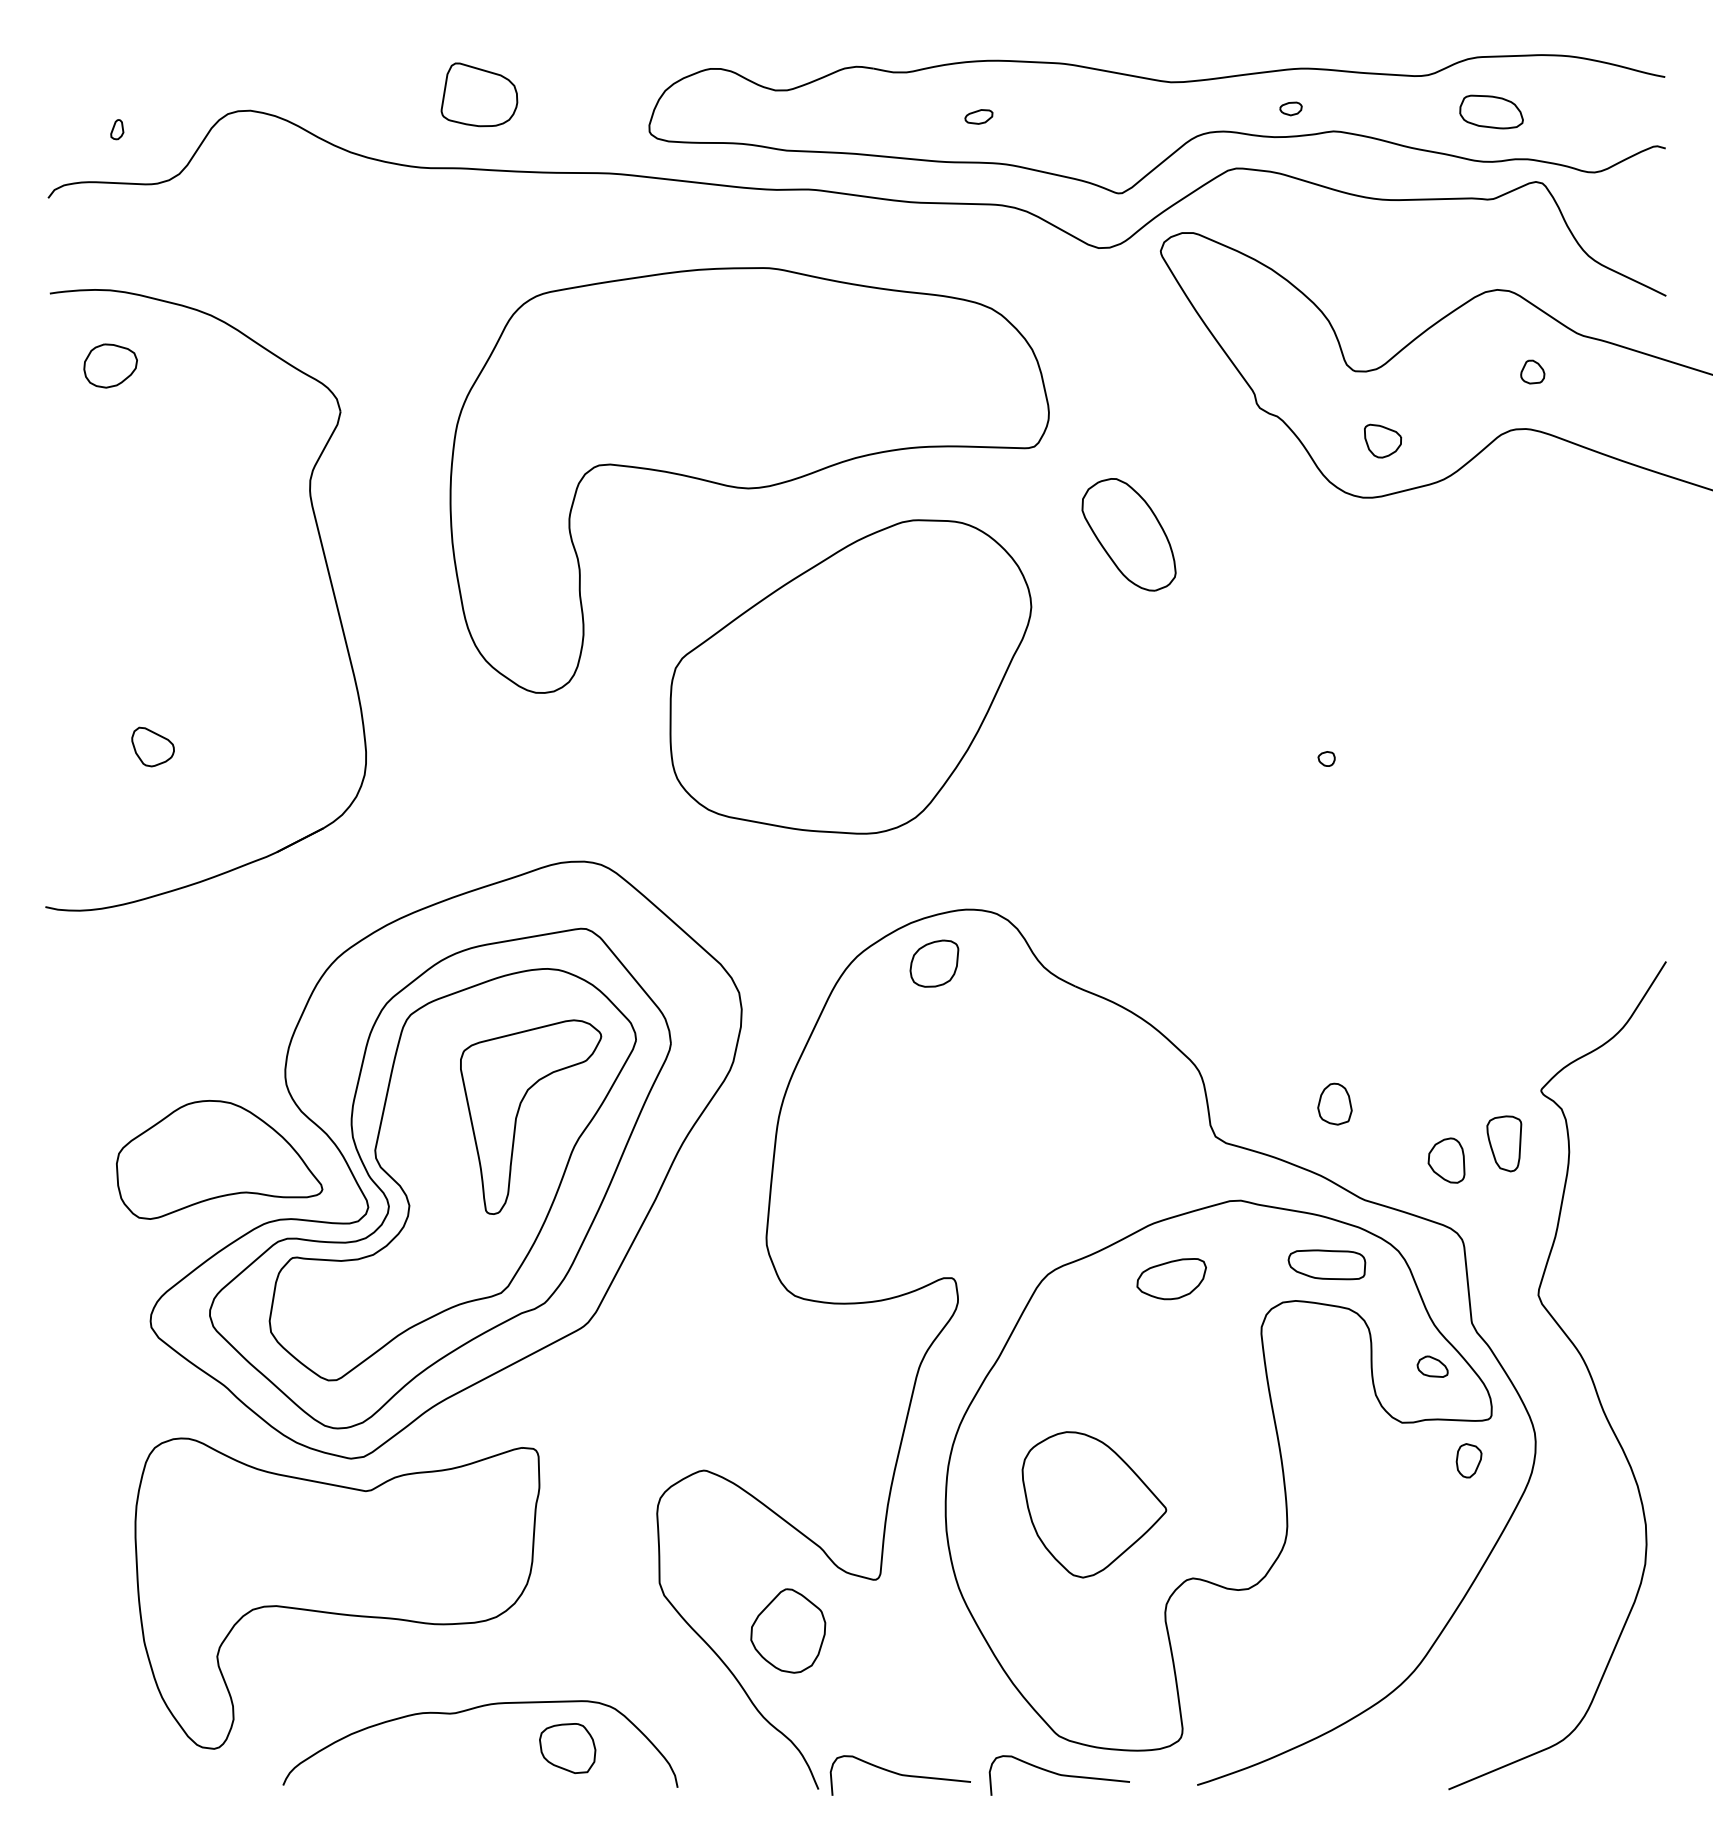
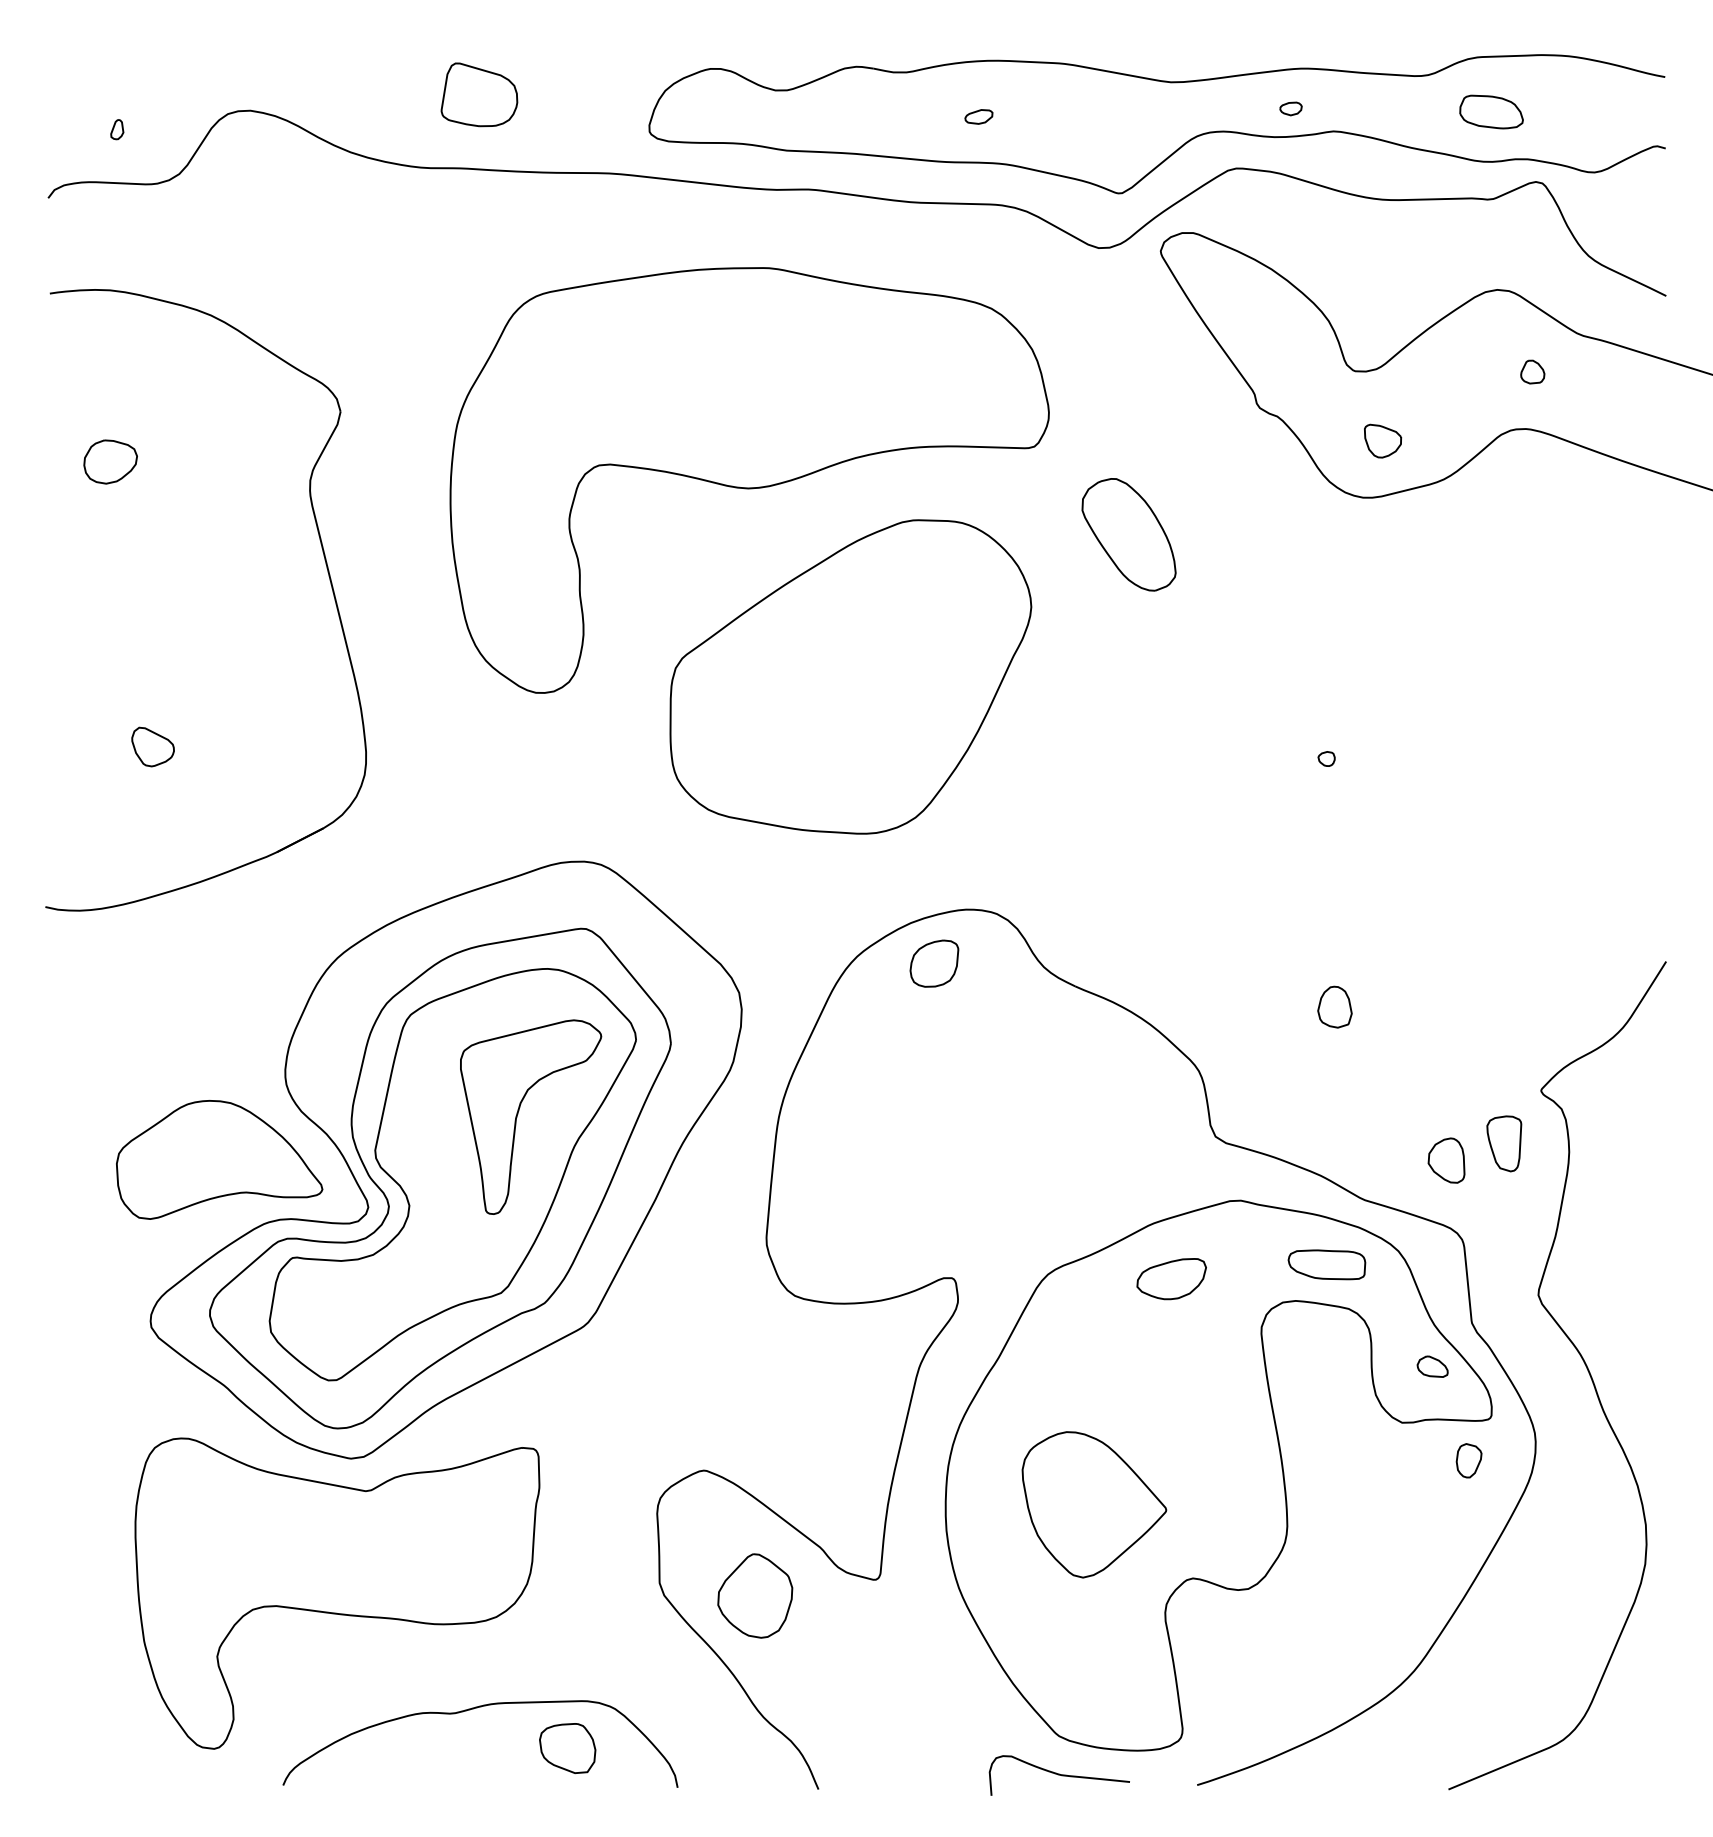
part position: (110, 365) -> (110, 461) (110, 461)
part position: (1334, 1103) -> (1334, 1006) (1334, 1006)
part position: (788, 1630) -> (755, 1595) (755, 1595)
curve: present -> none (899, 1775)
